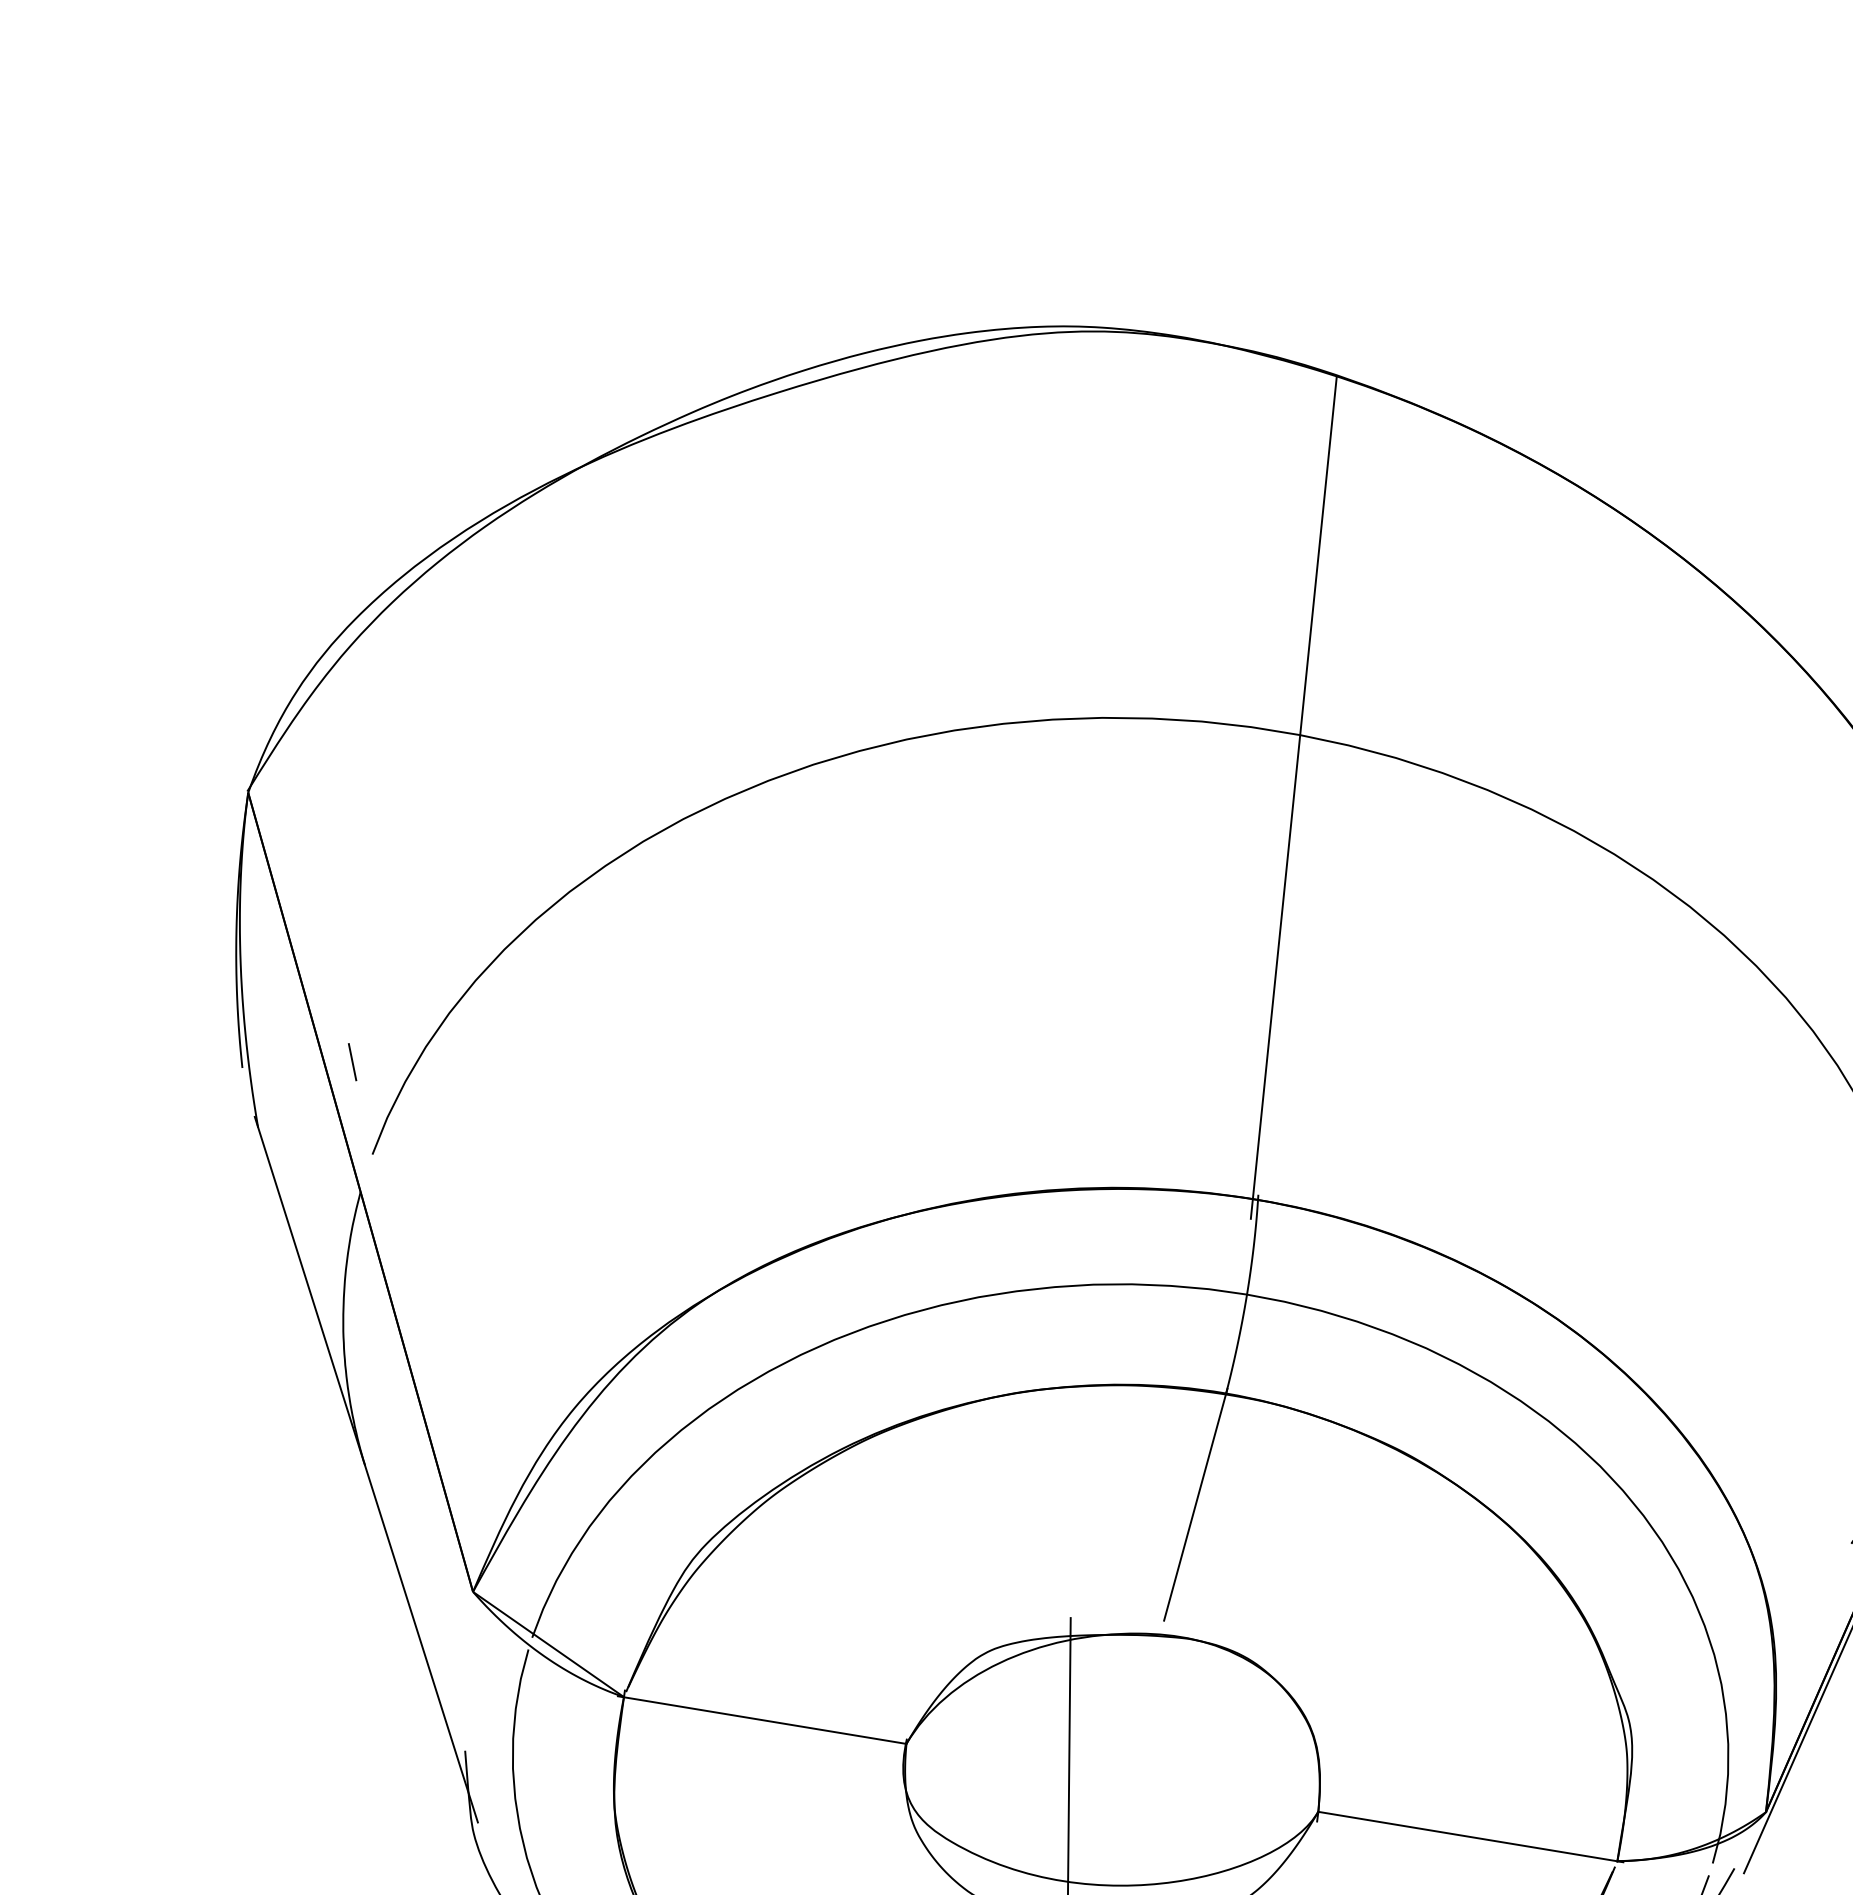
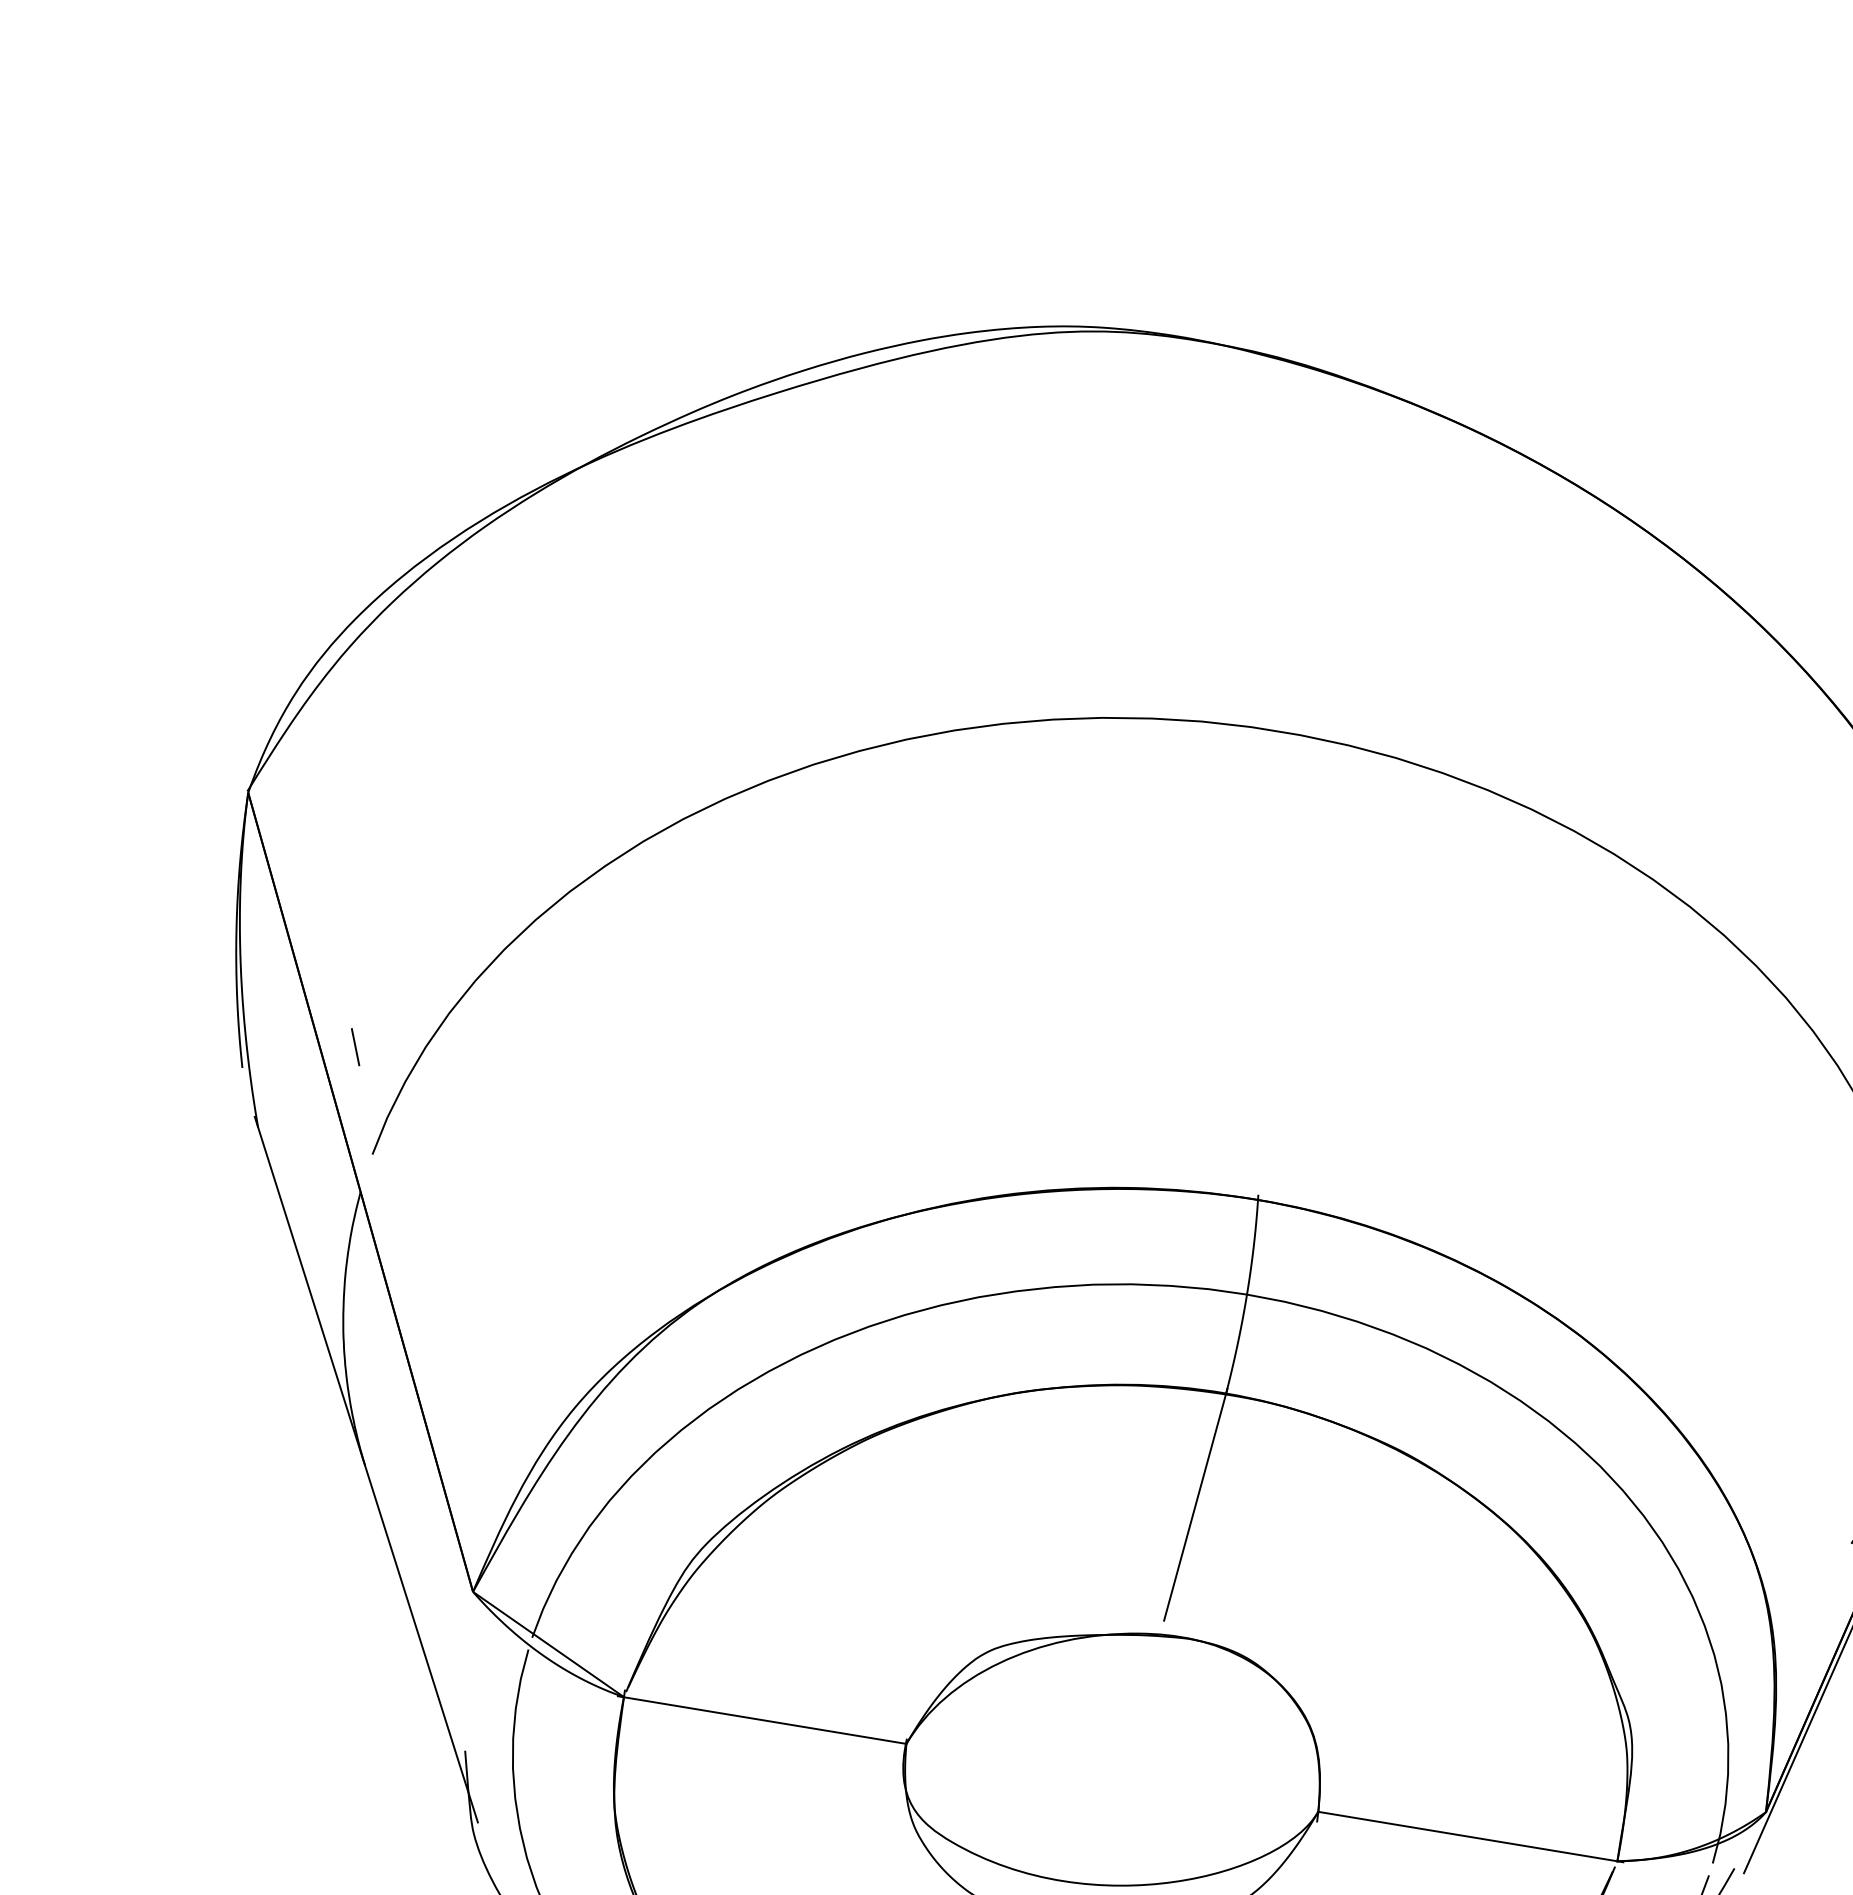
line: present -> none (1293, 797)
line position: (352, 1062) -> (355, 1047) (355, 1047)
line: present -> none (1069, 1754)
